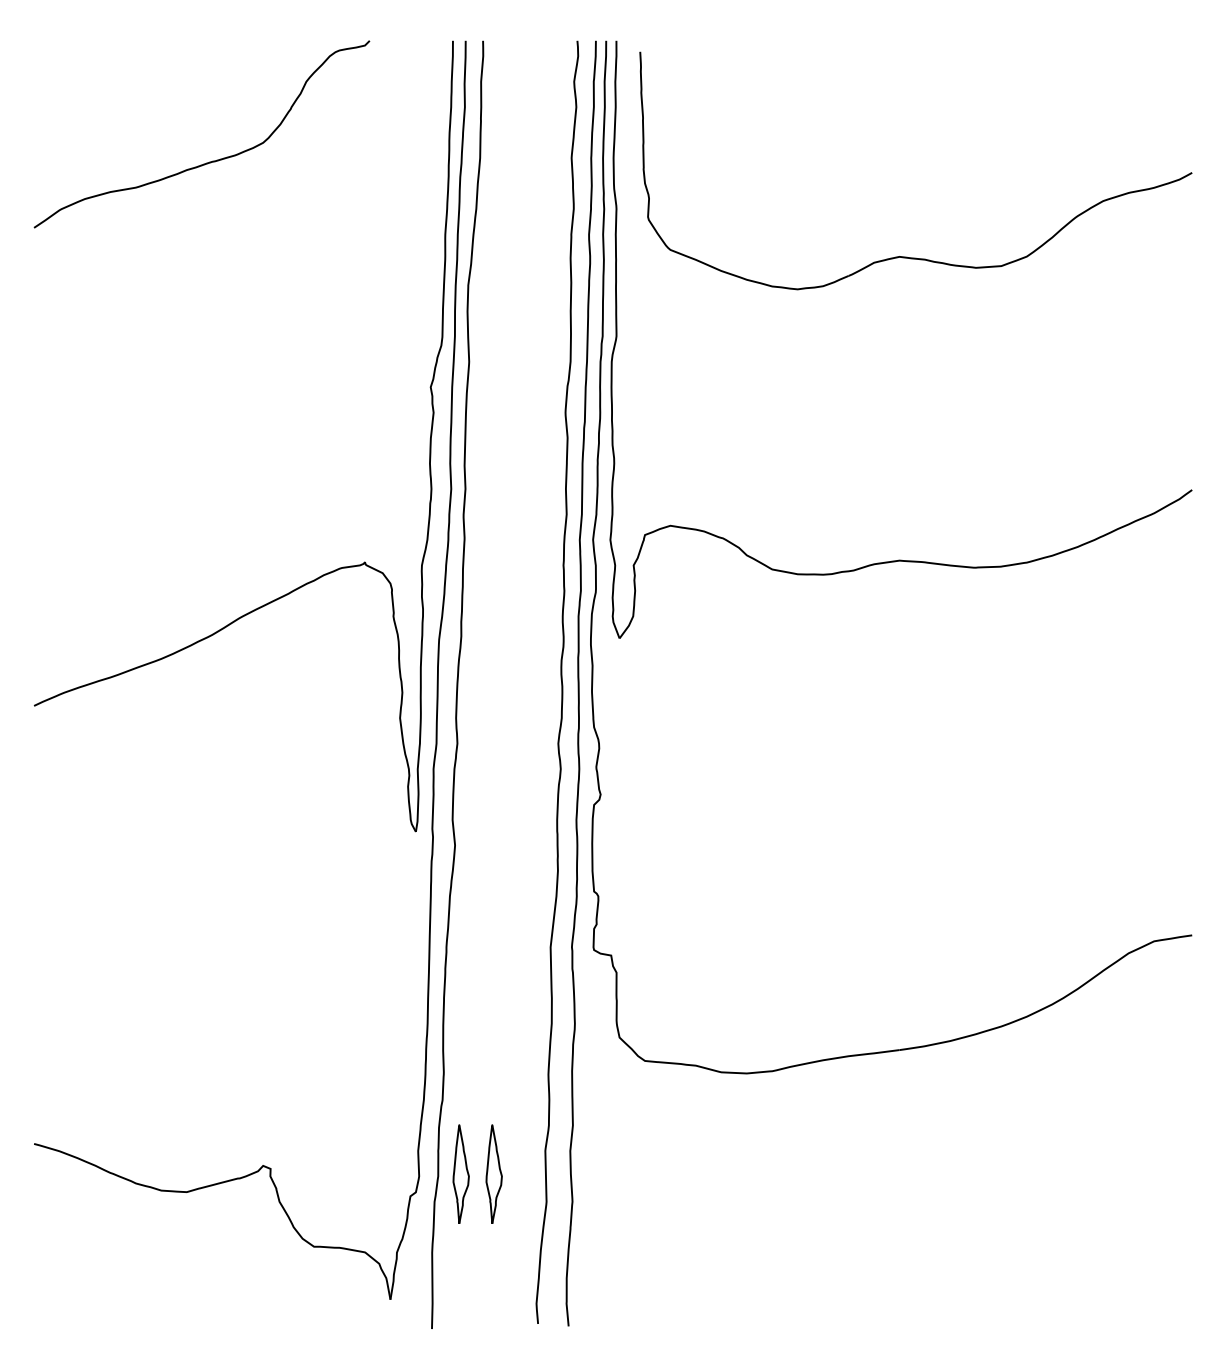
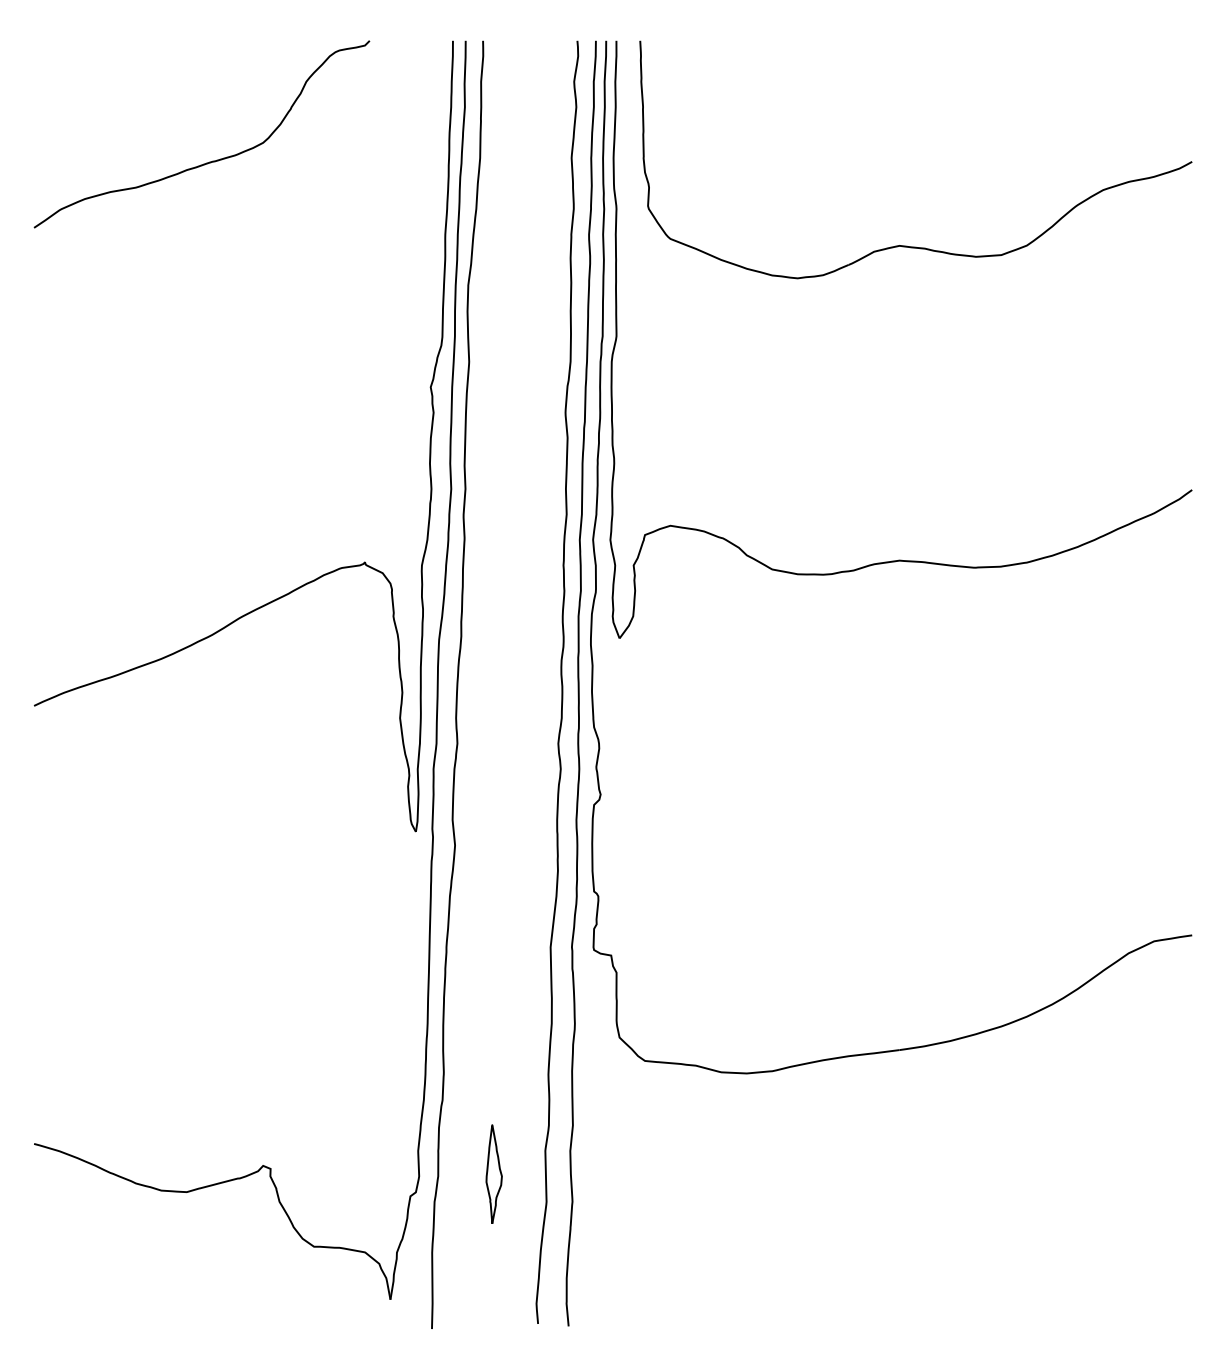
part position: (907, 256) -> (907, 245) (907, 245)
part: present -> none (460, 1173)
